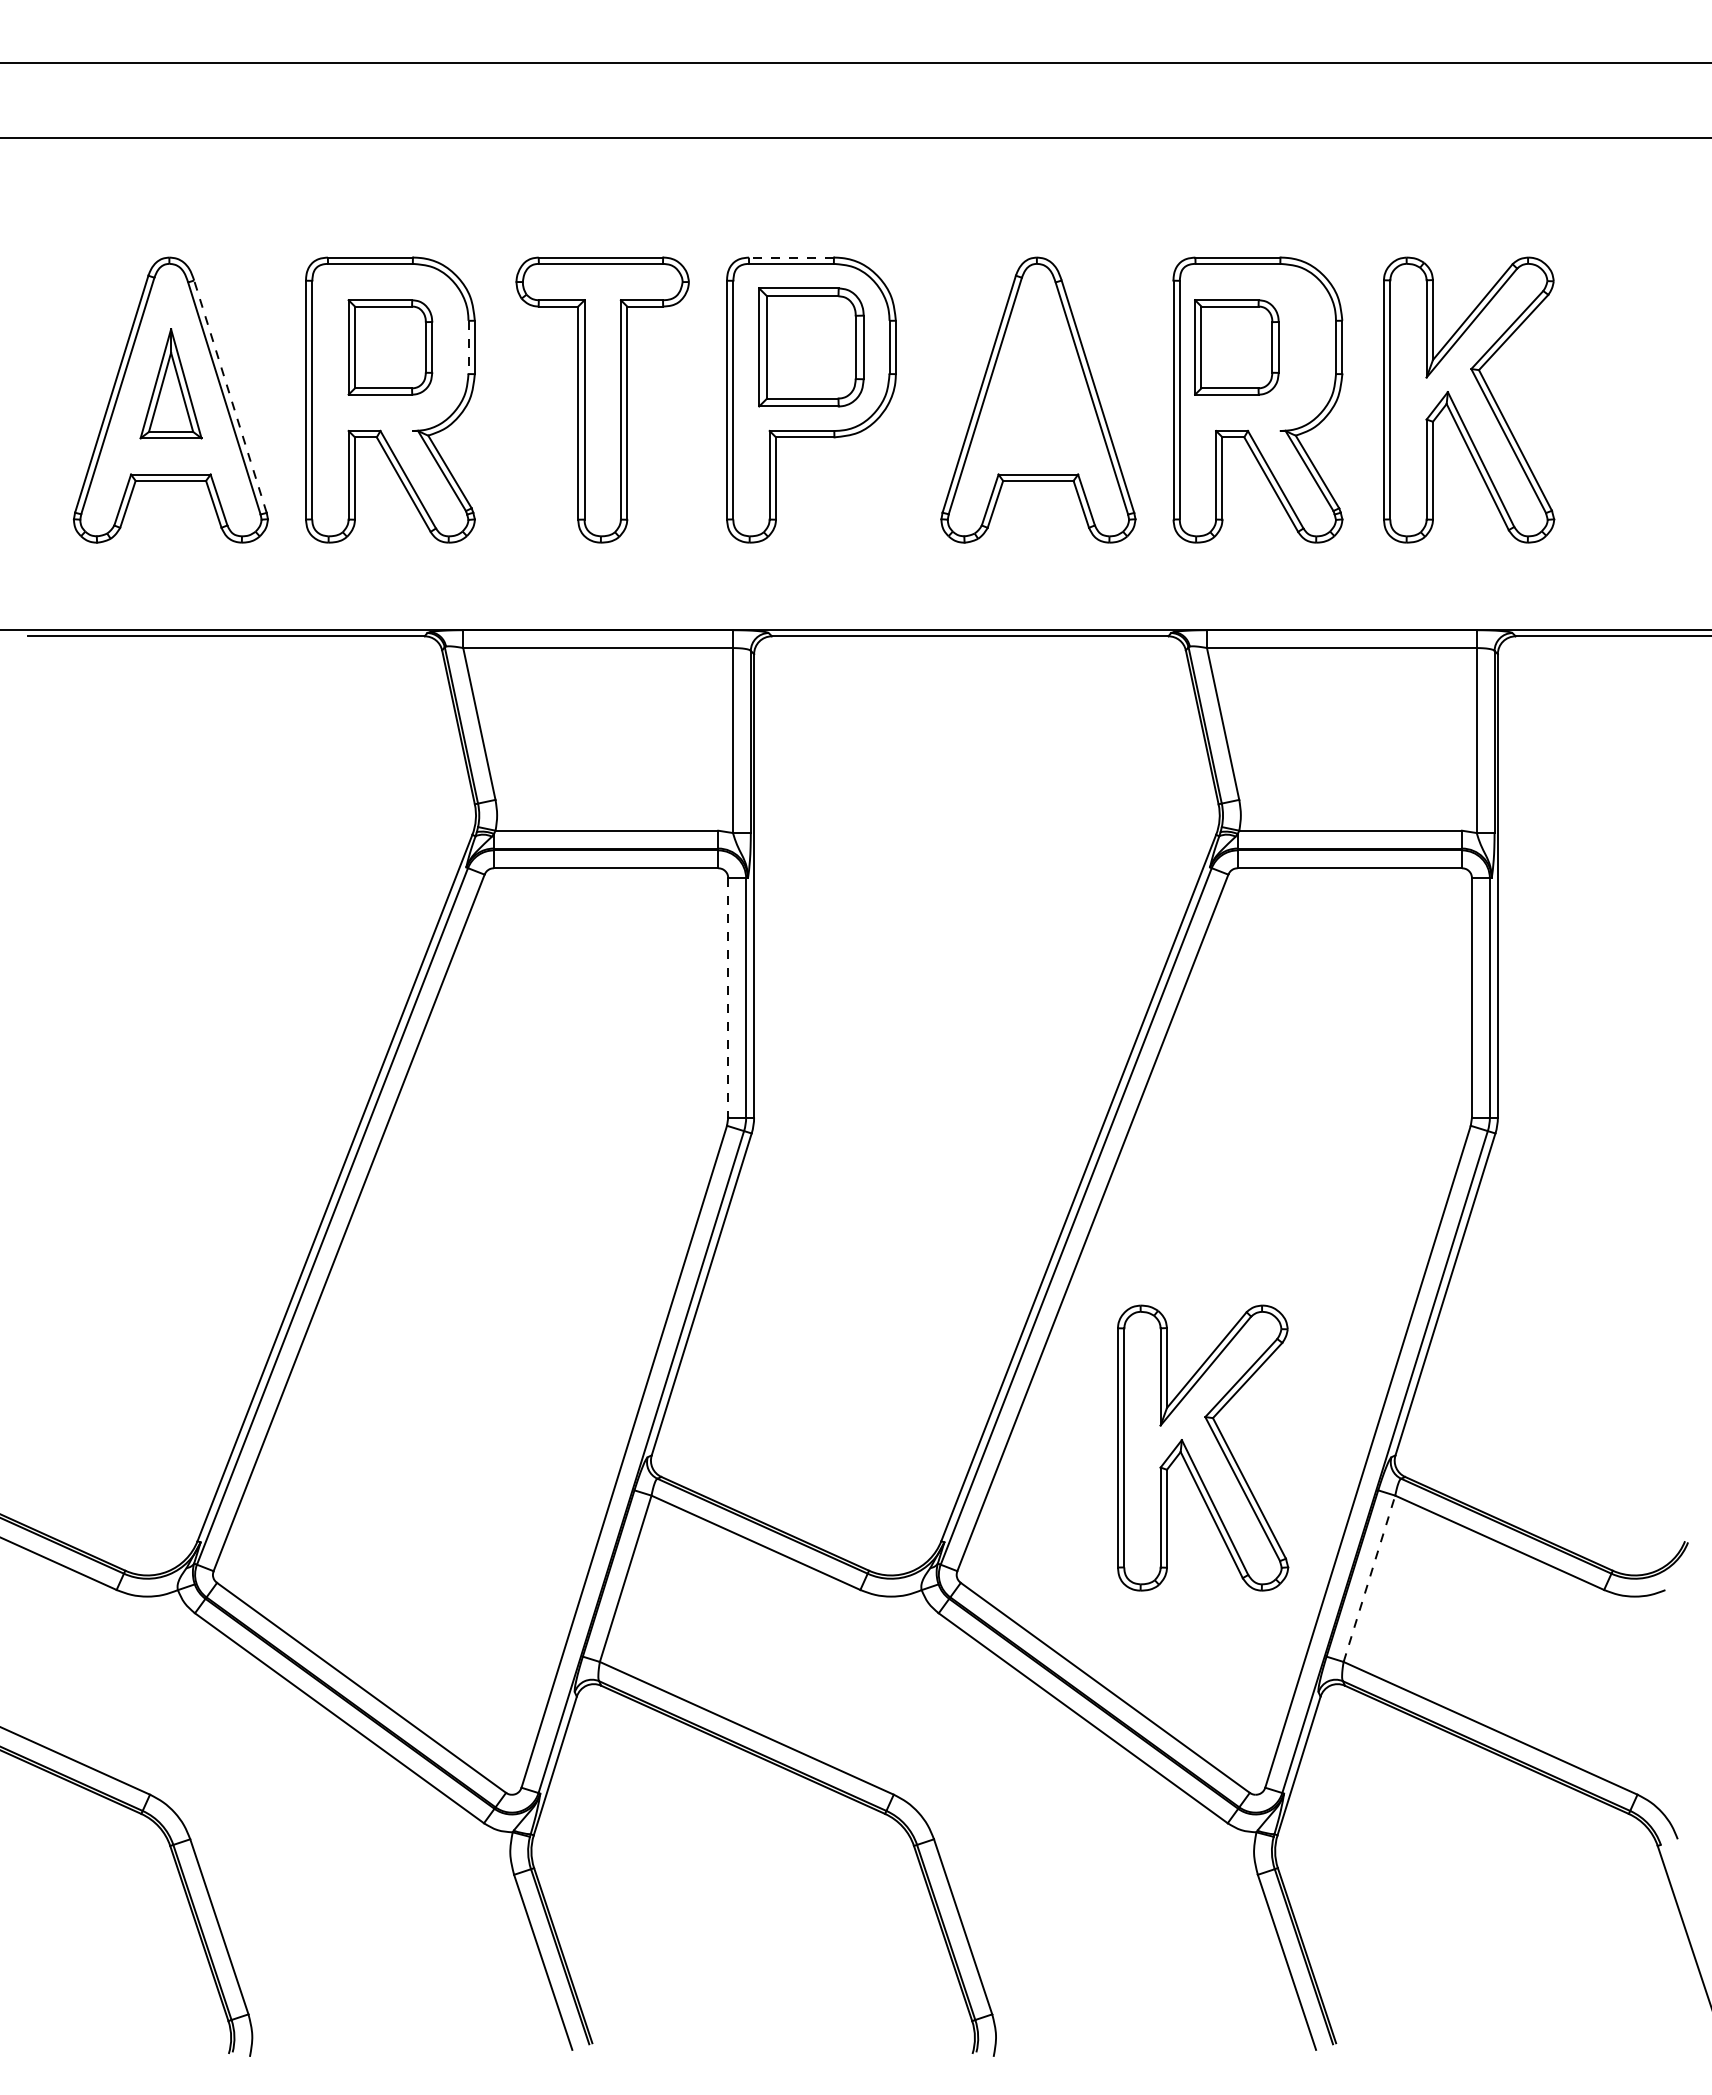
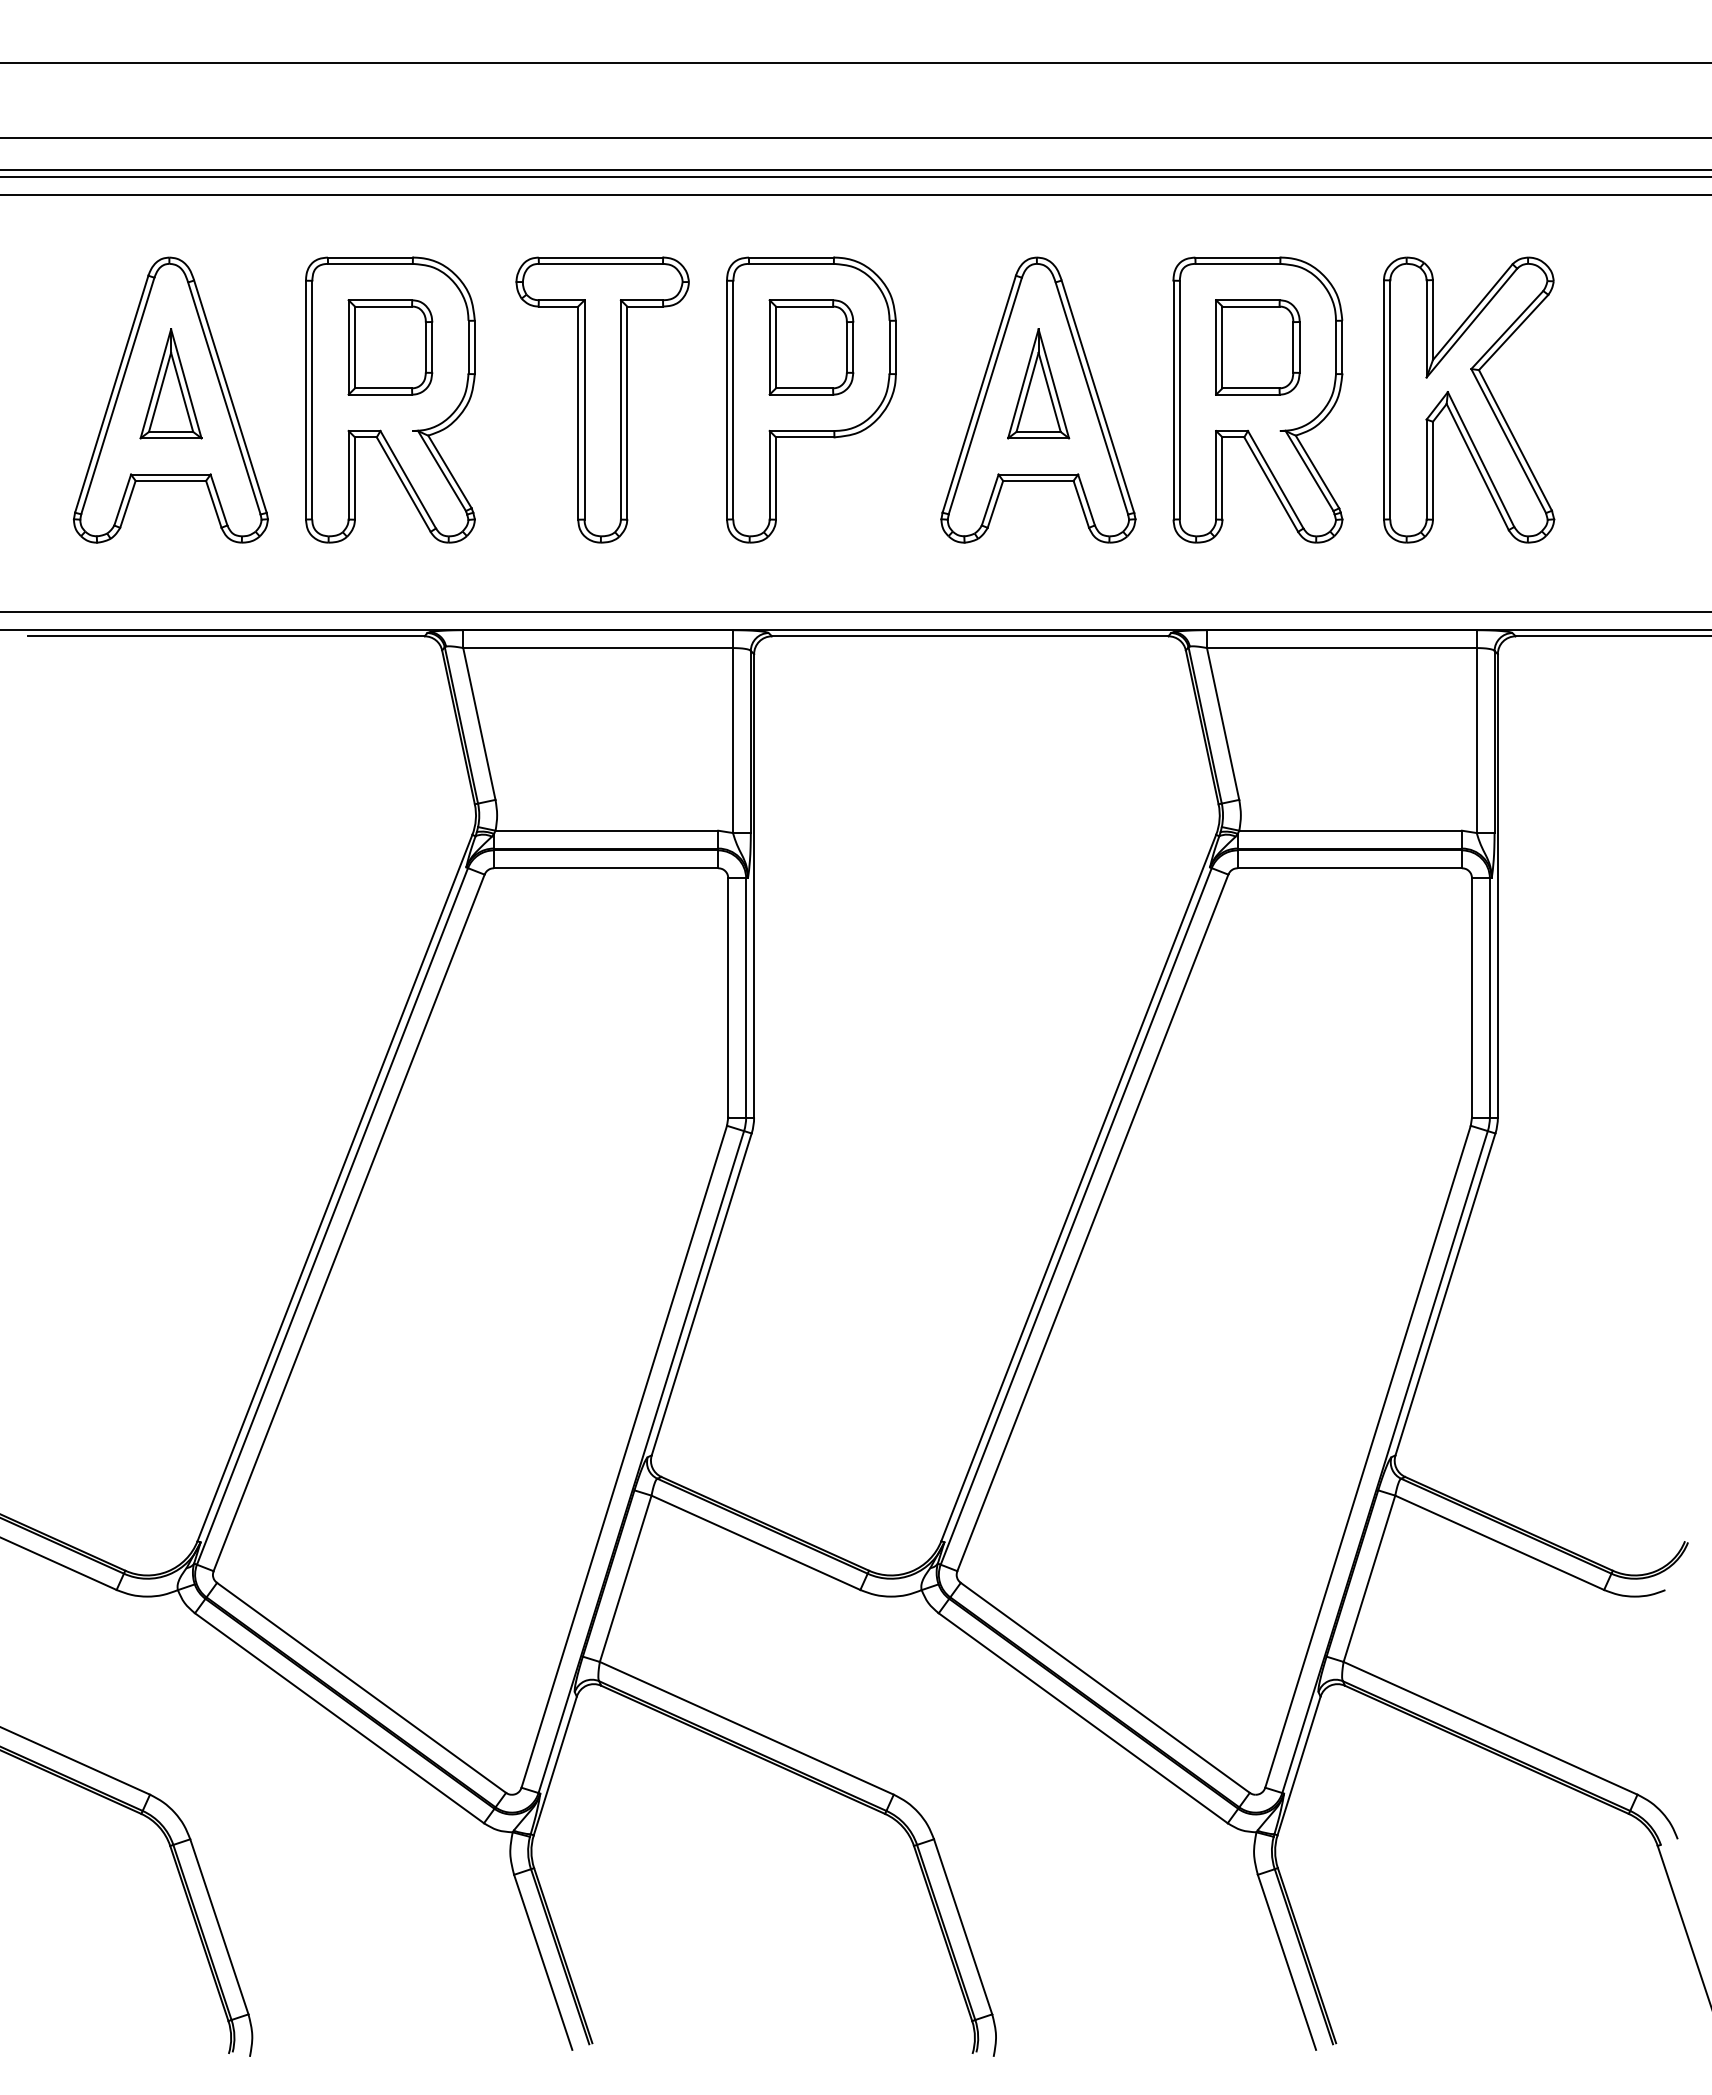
line: none -> present (855, 170)
line: none -> present (855, 176)
line: none -> present (855, 194)
line: dashed -> solid (791, 257)
line: dashed -> solid (468, 347)
part size: 107x121 px -> 87x97 px (811, 347)
part position: (1236, 347) -> (1257, 347) (1257, 347)
part: none -> present (1038, 383)
line: dashed -> solid (230, 396)
line: none -> present (855, 612)
line: dashed -> solid (728, 997)
part: present -> none (1203, 1447)
line: dashed -> solid (1369, 1578)
